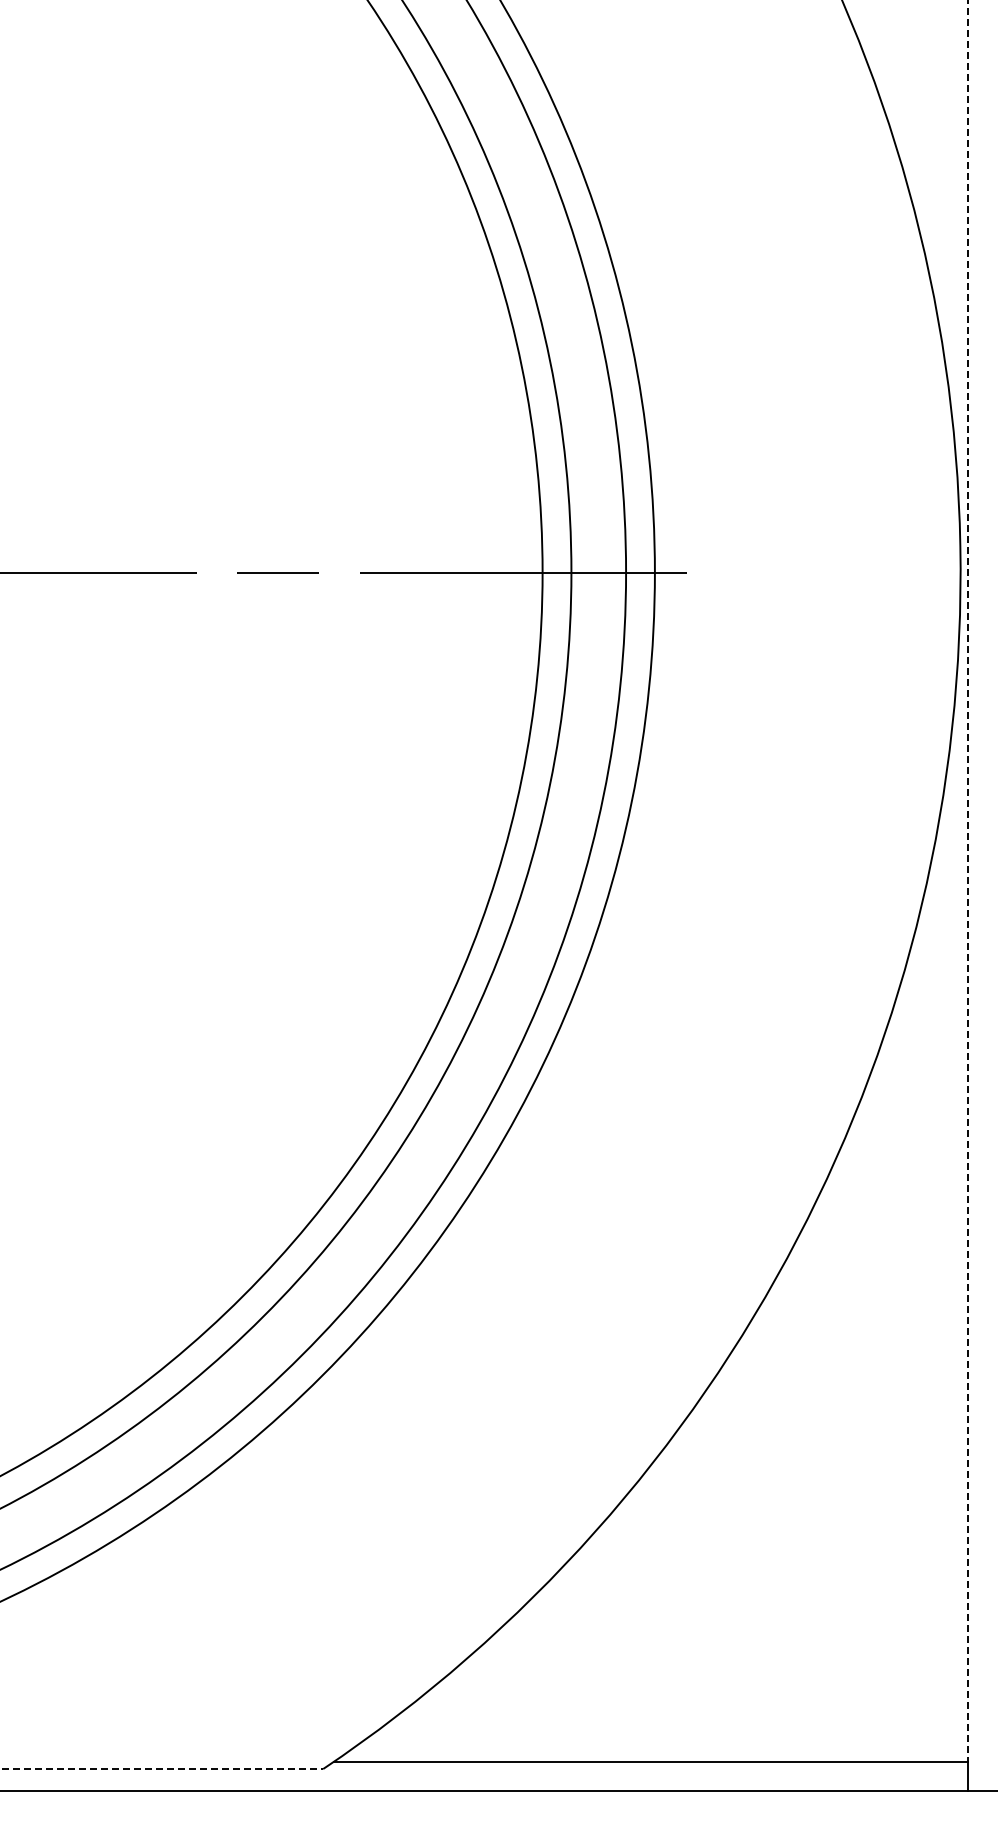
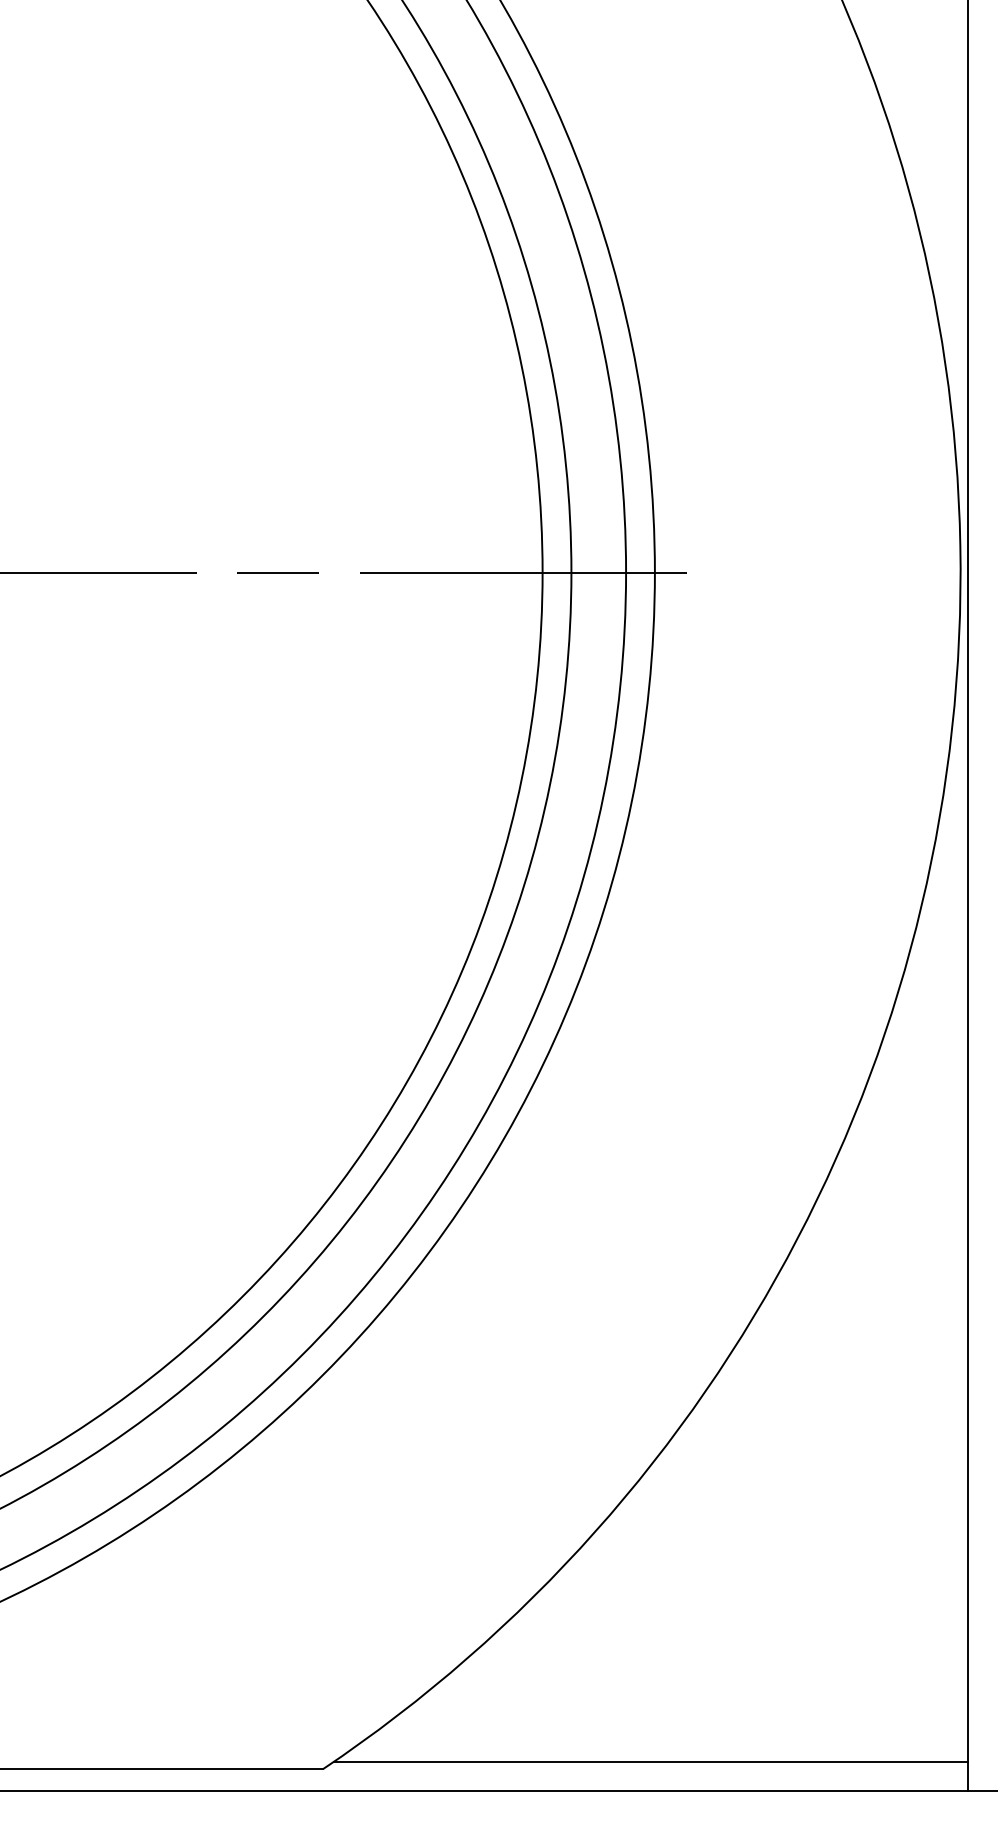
line: dashed -> solid (967, 881)
line: dashed -> solid (162, 1769)
